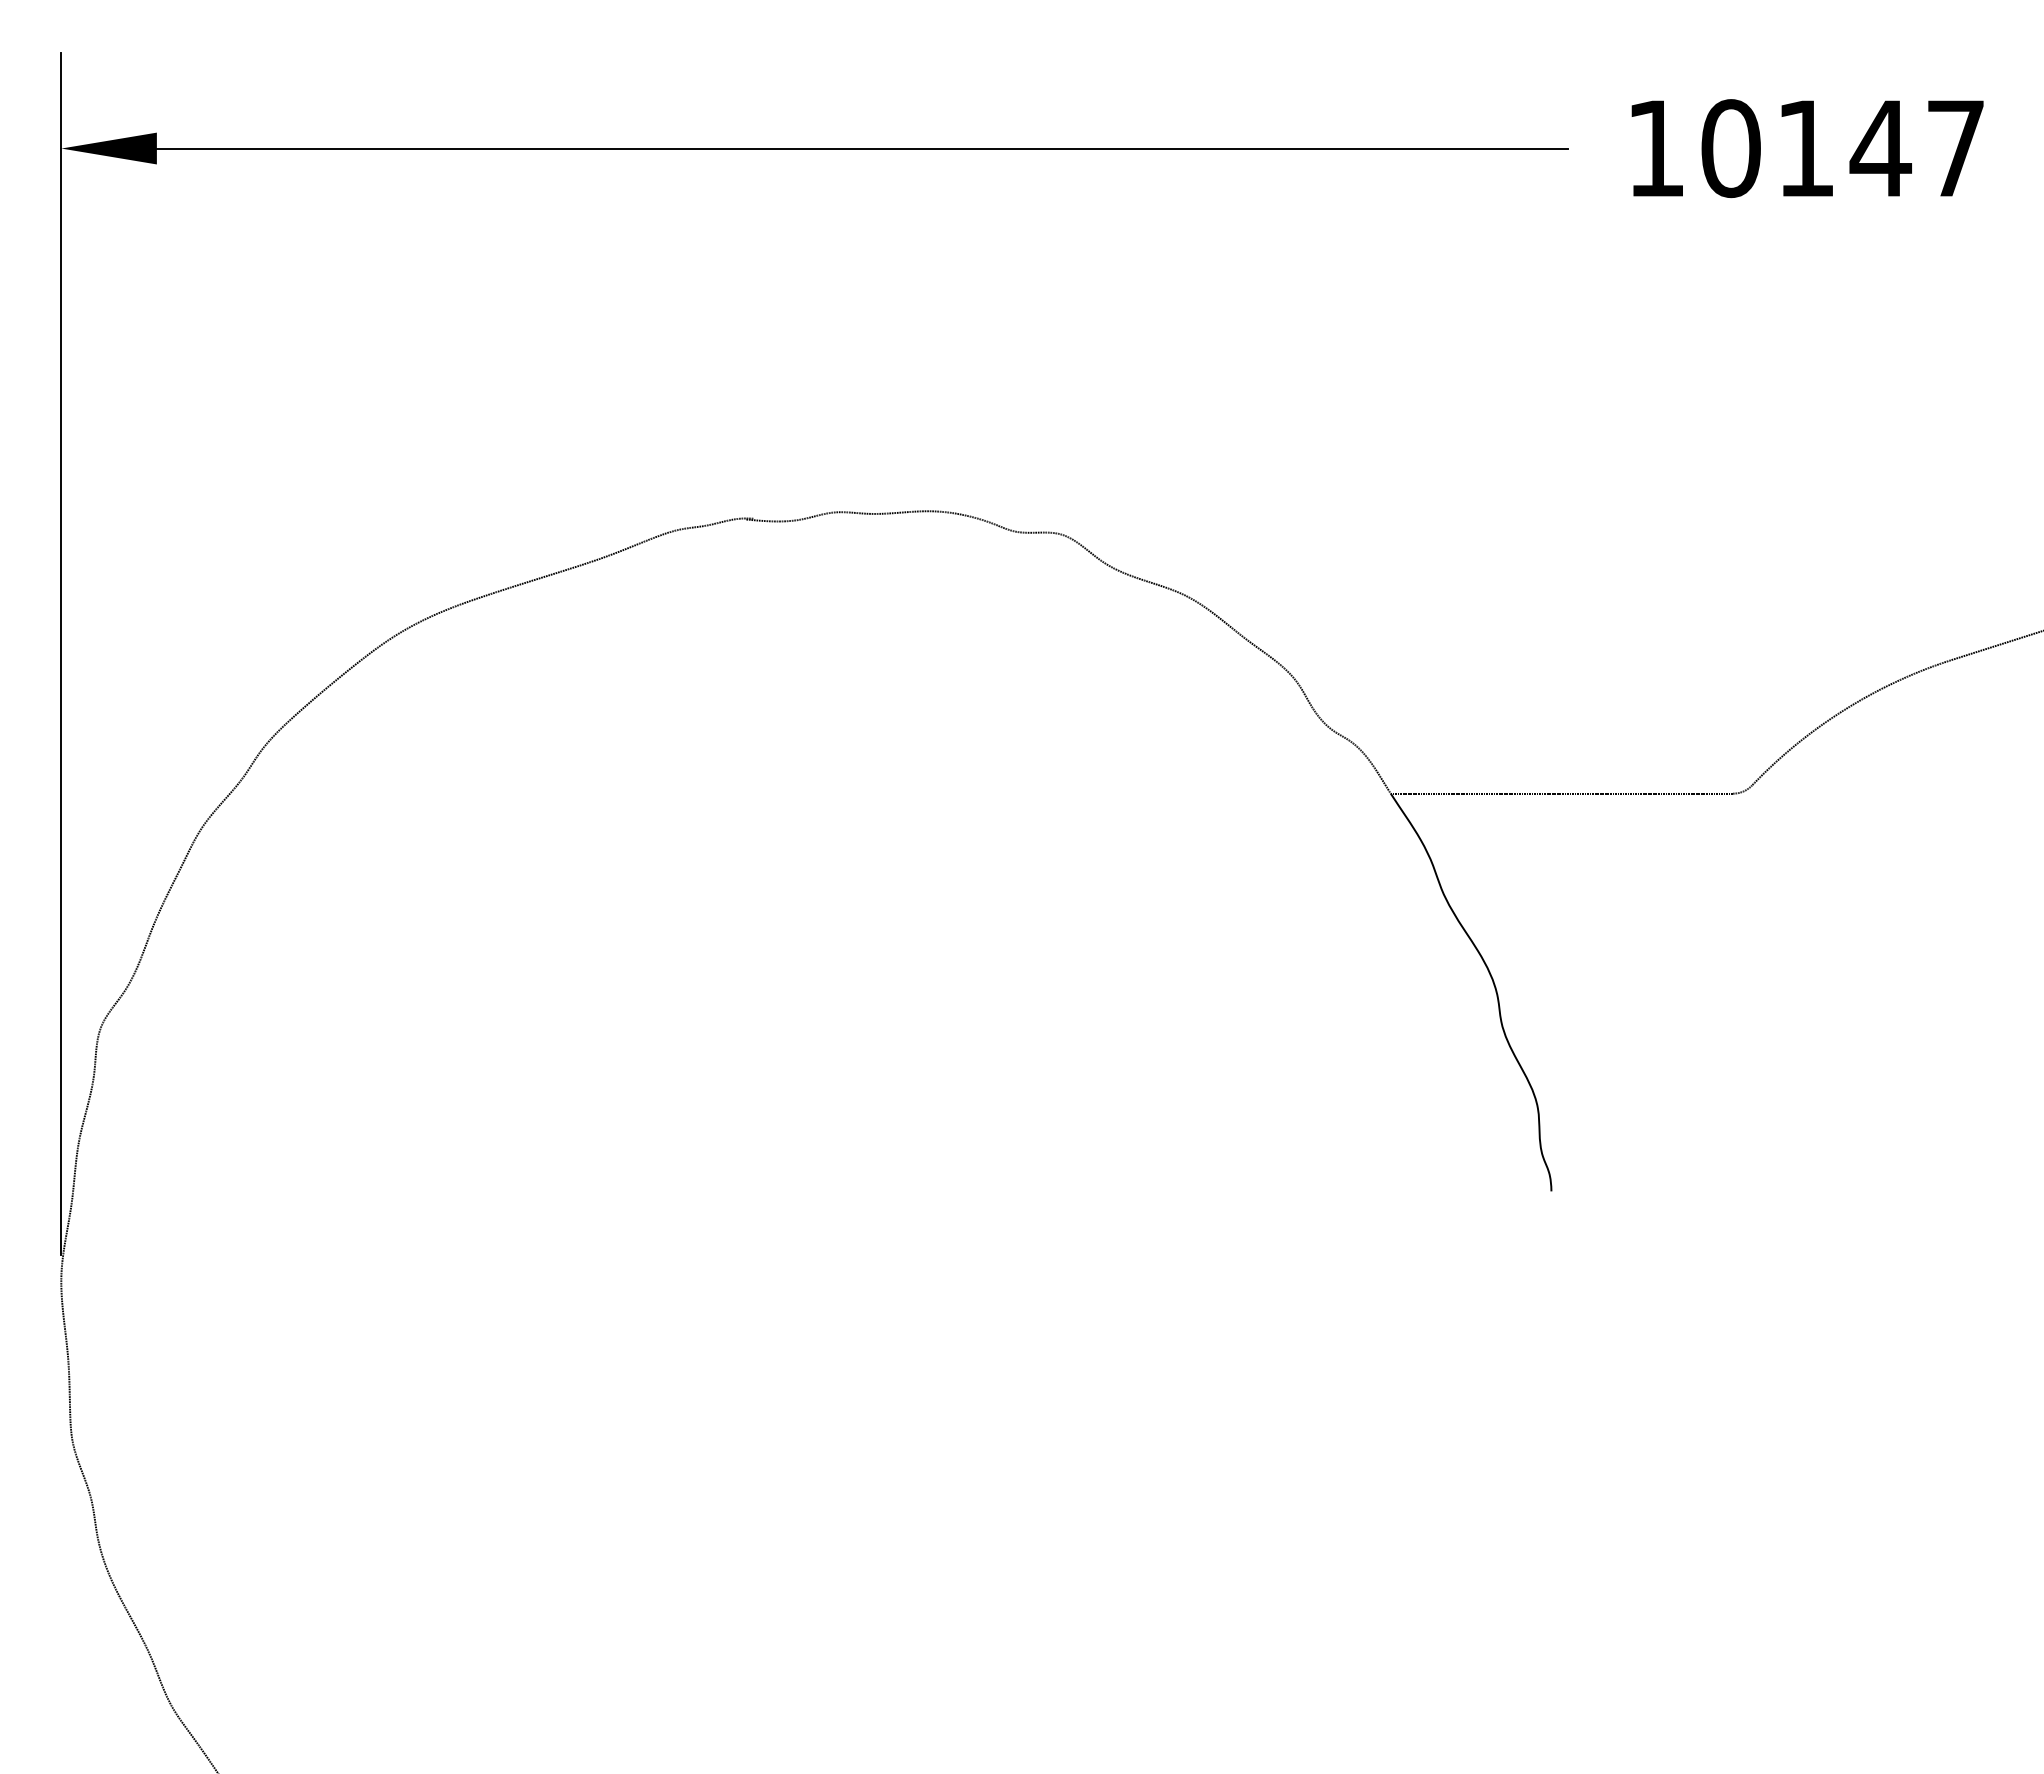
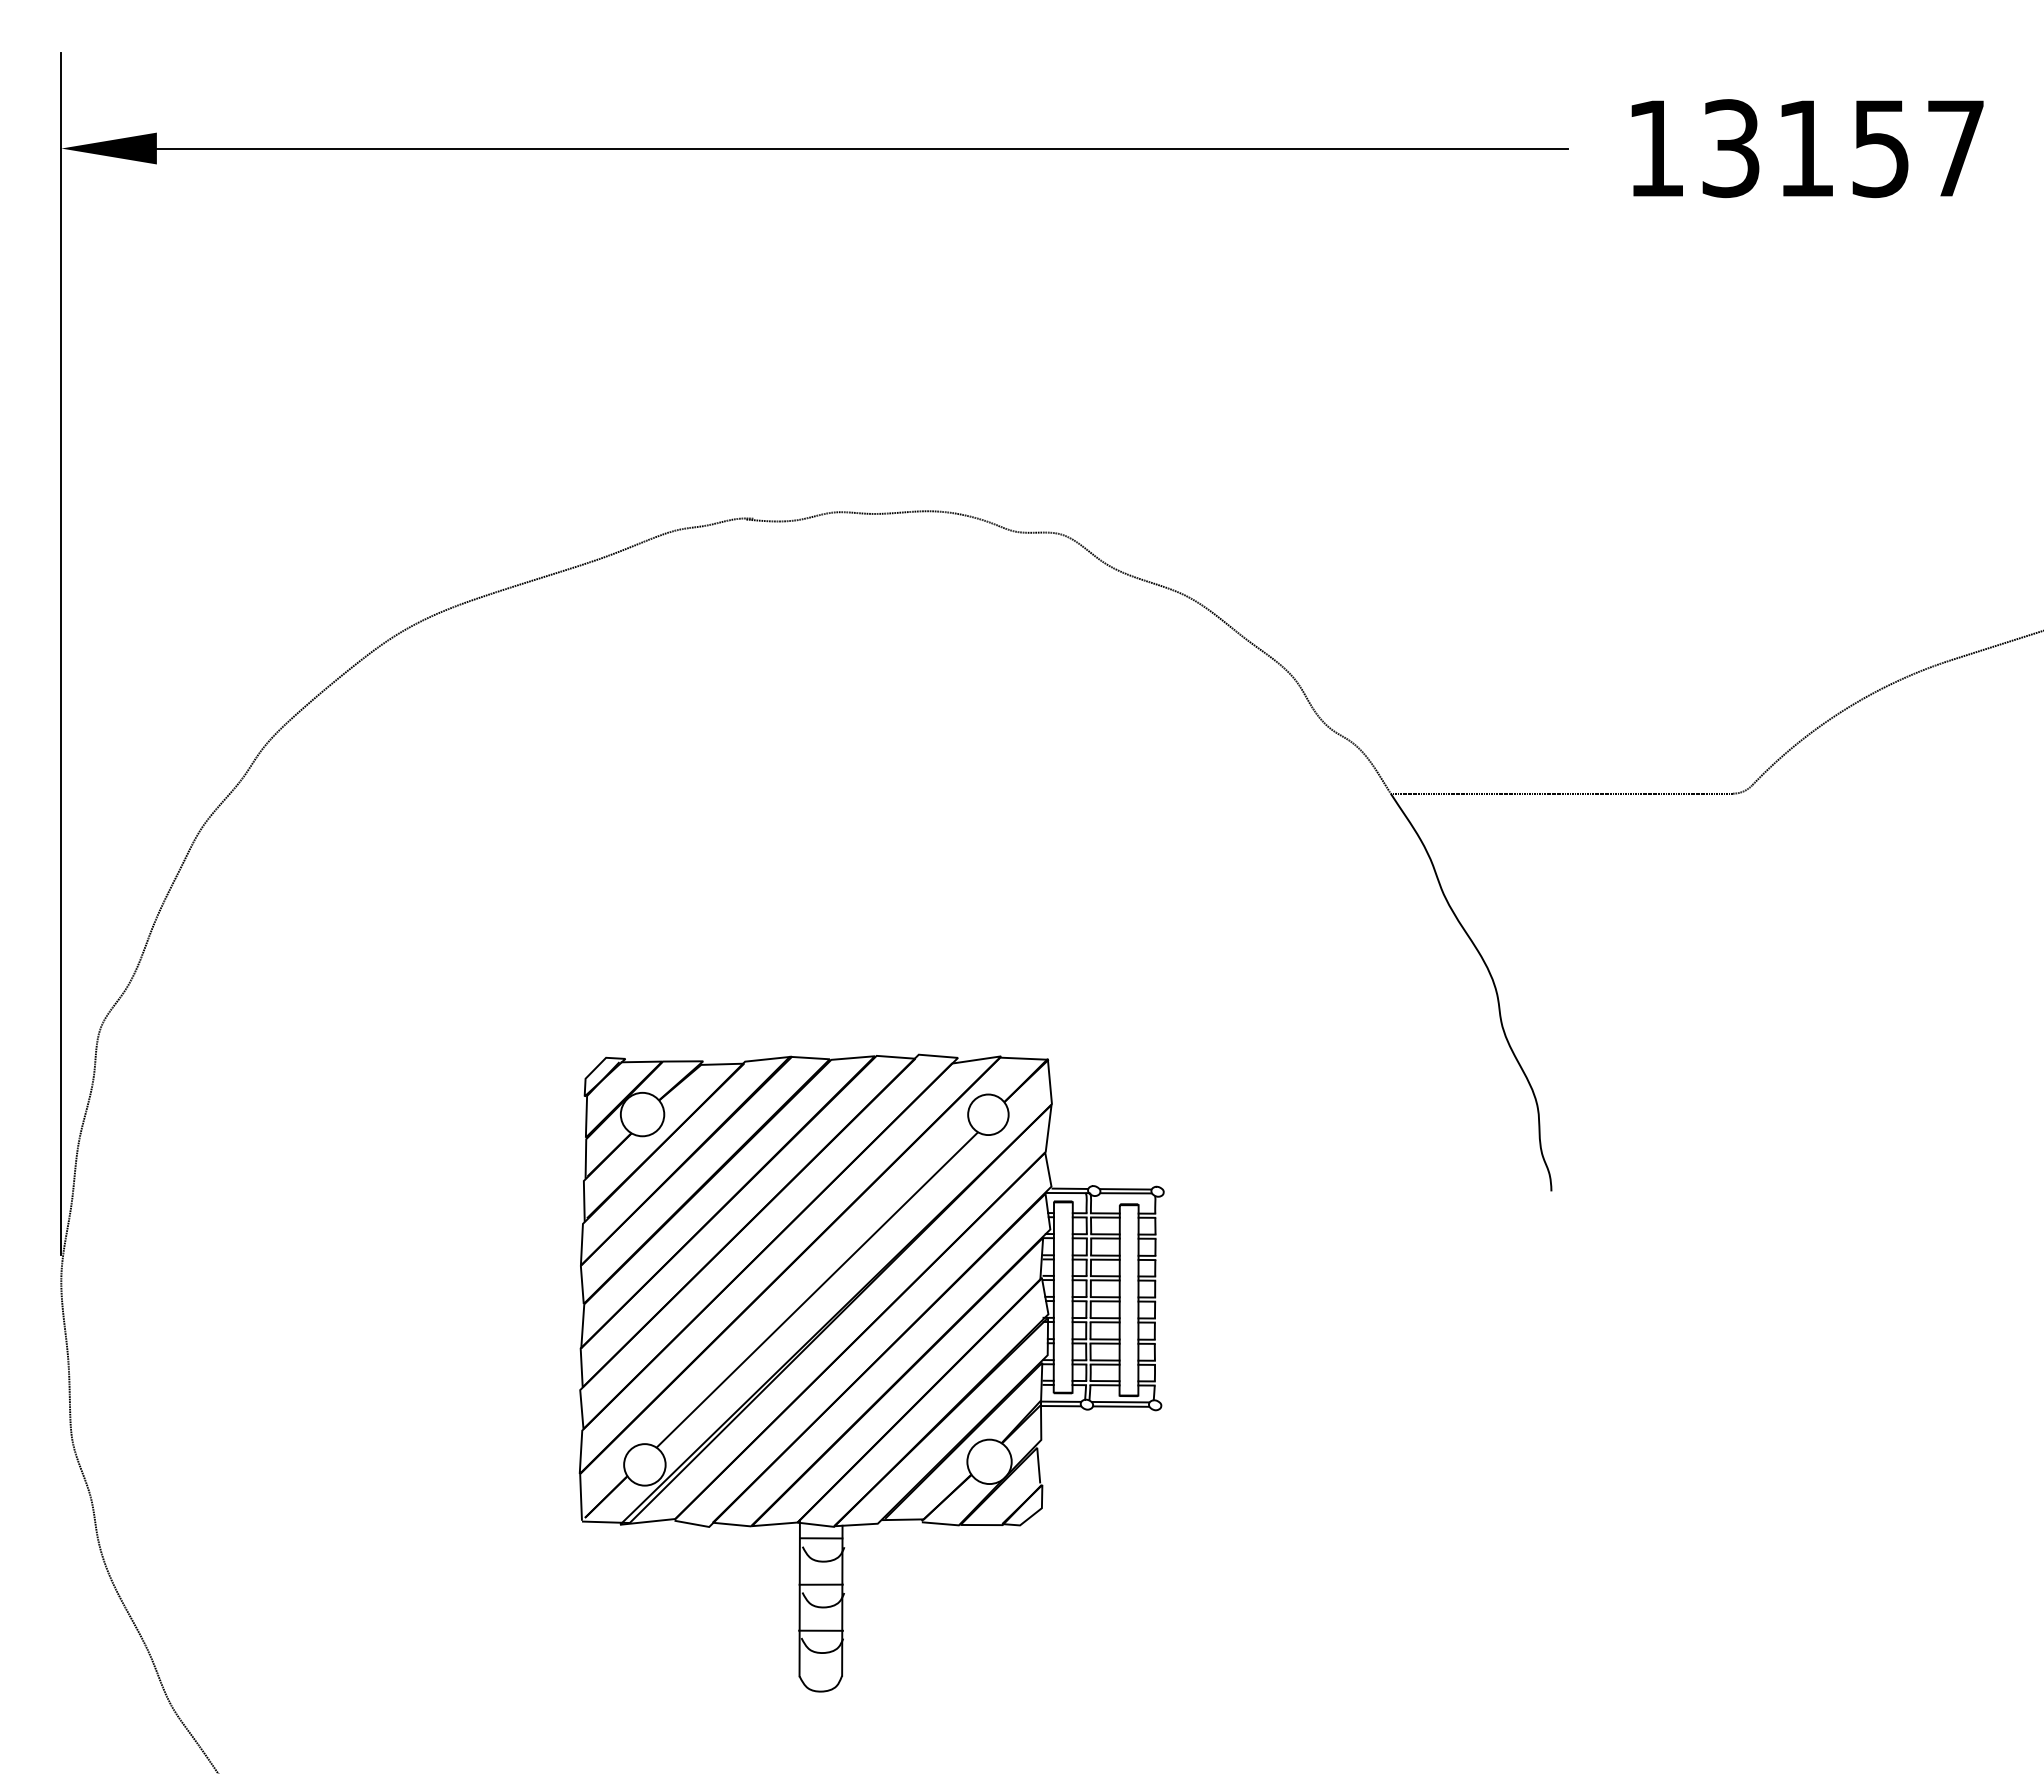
text: 10147 -> 13157 (1806, 148)
part: none -> present (871, 1372)
